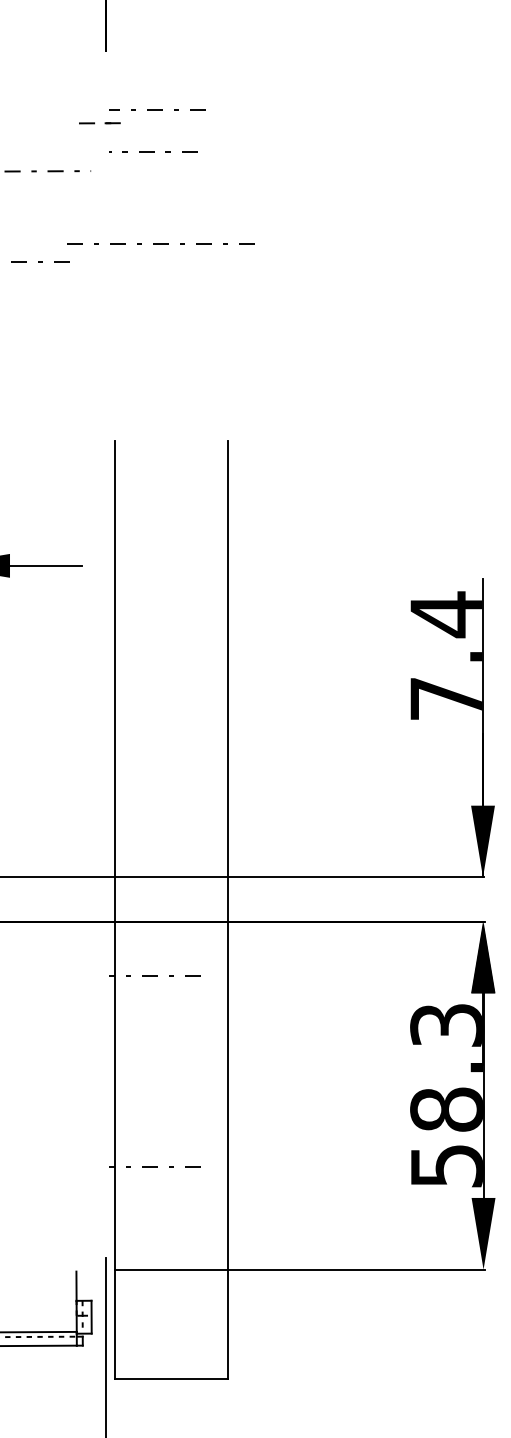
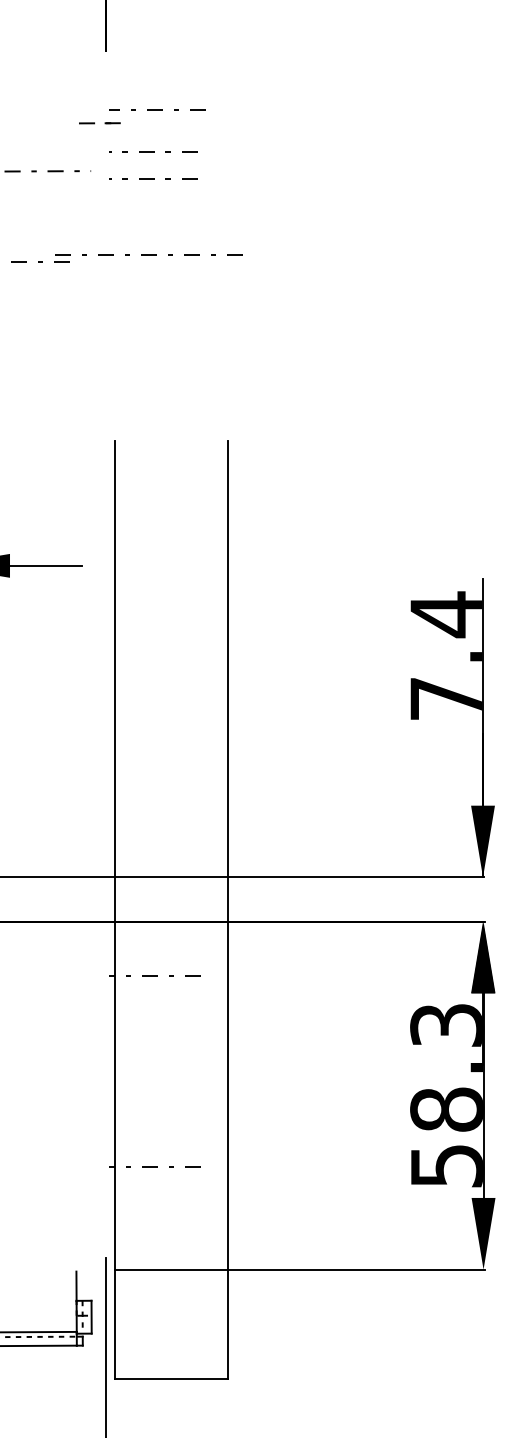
line: none -> present (153, 178)
line position: (160, 243) -> (148, 254) (148, 254)
